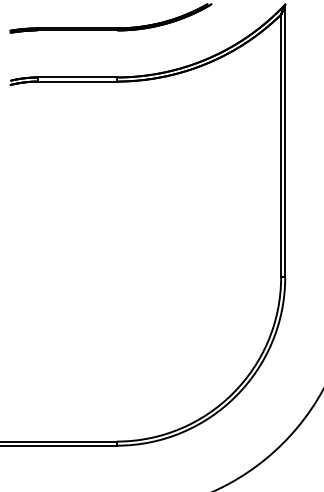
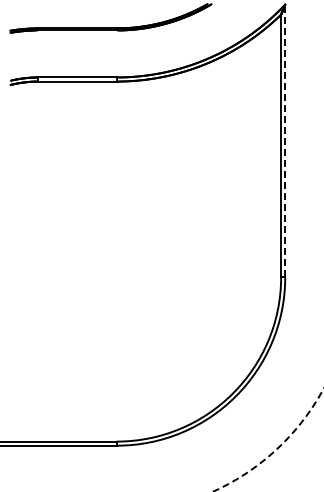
line: solid -> dashed (285, 140)
arc: solid -> dashed (276, 449)
